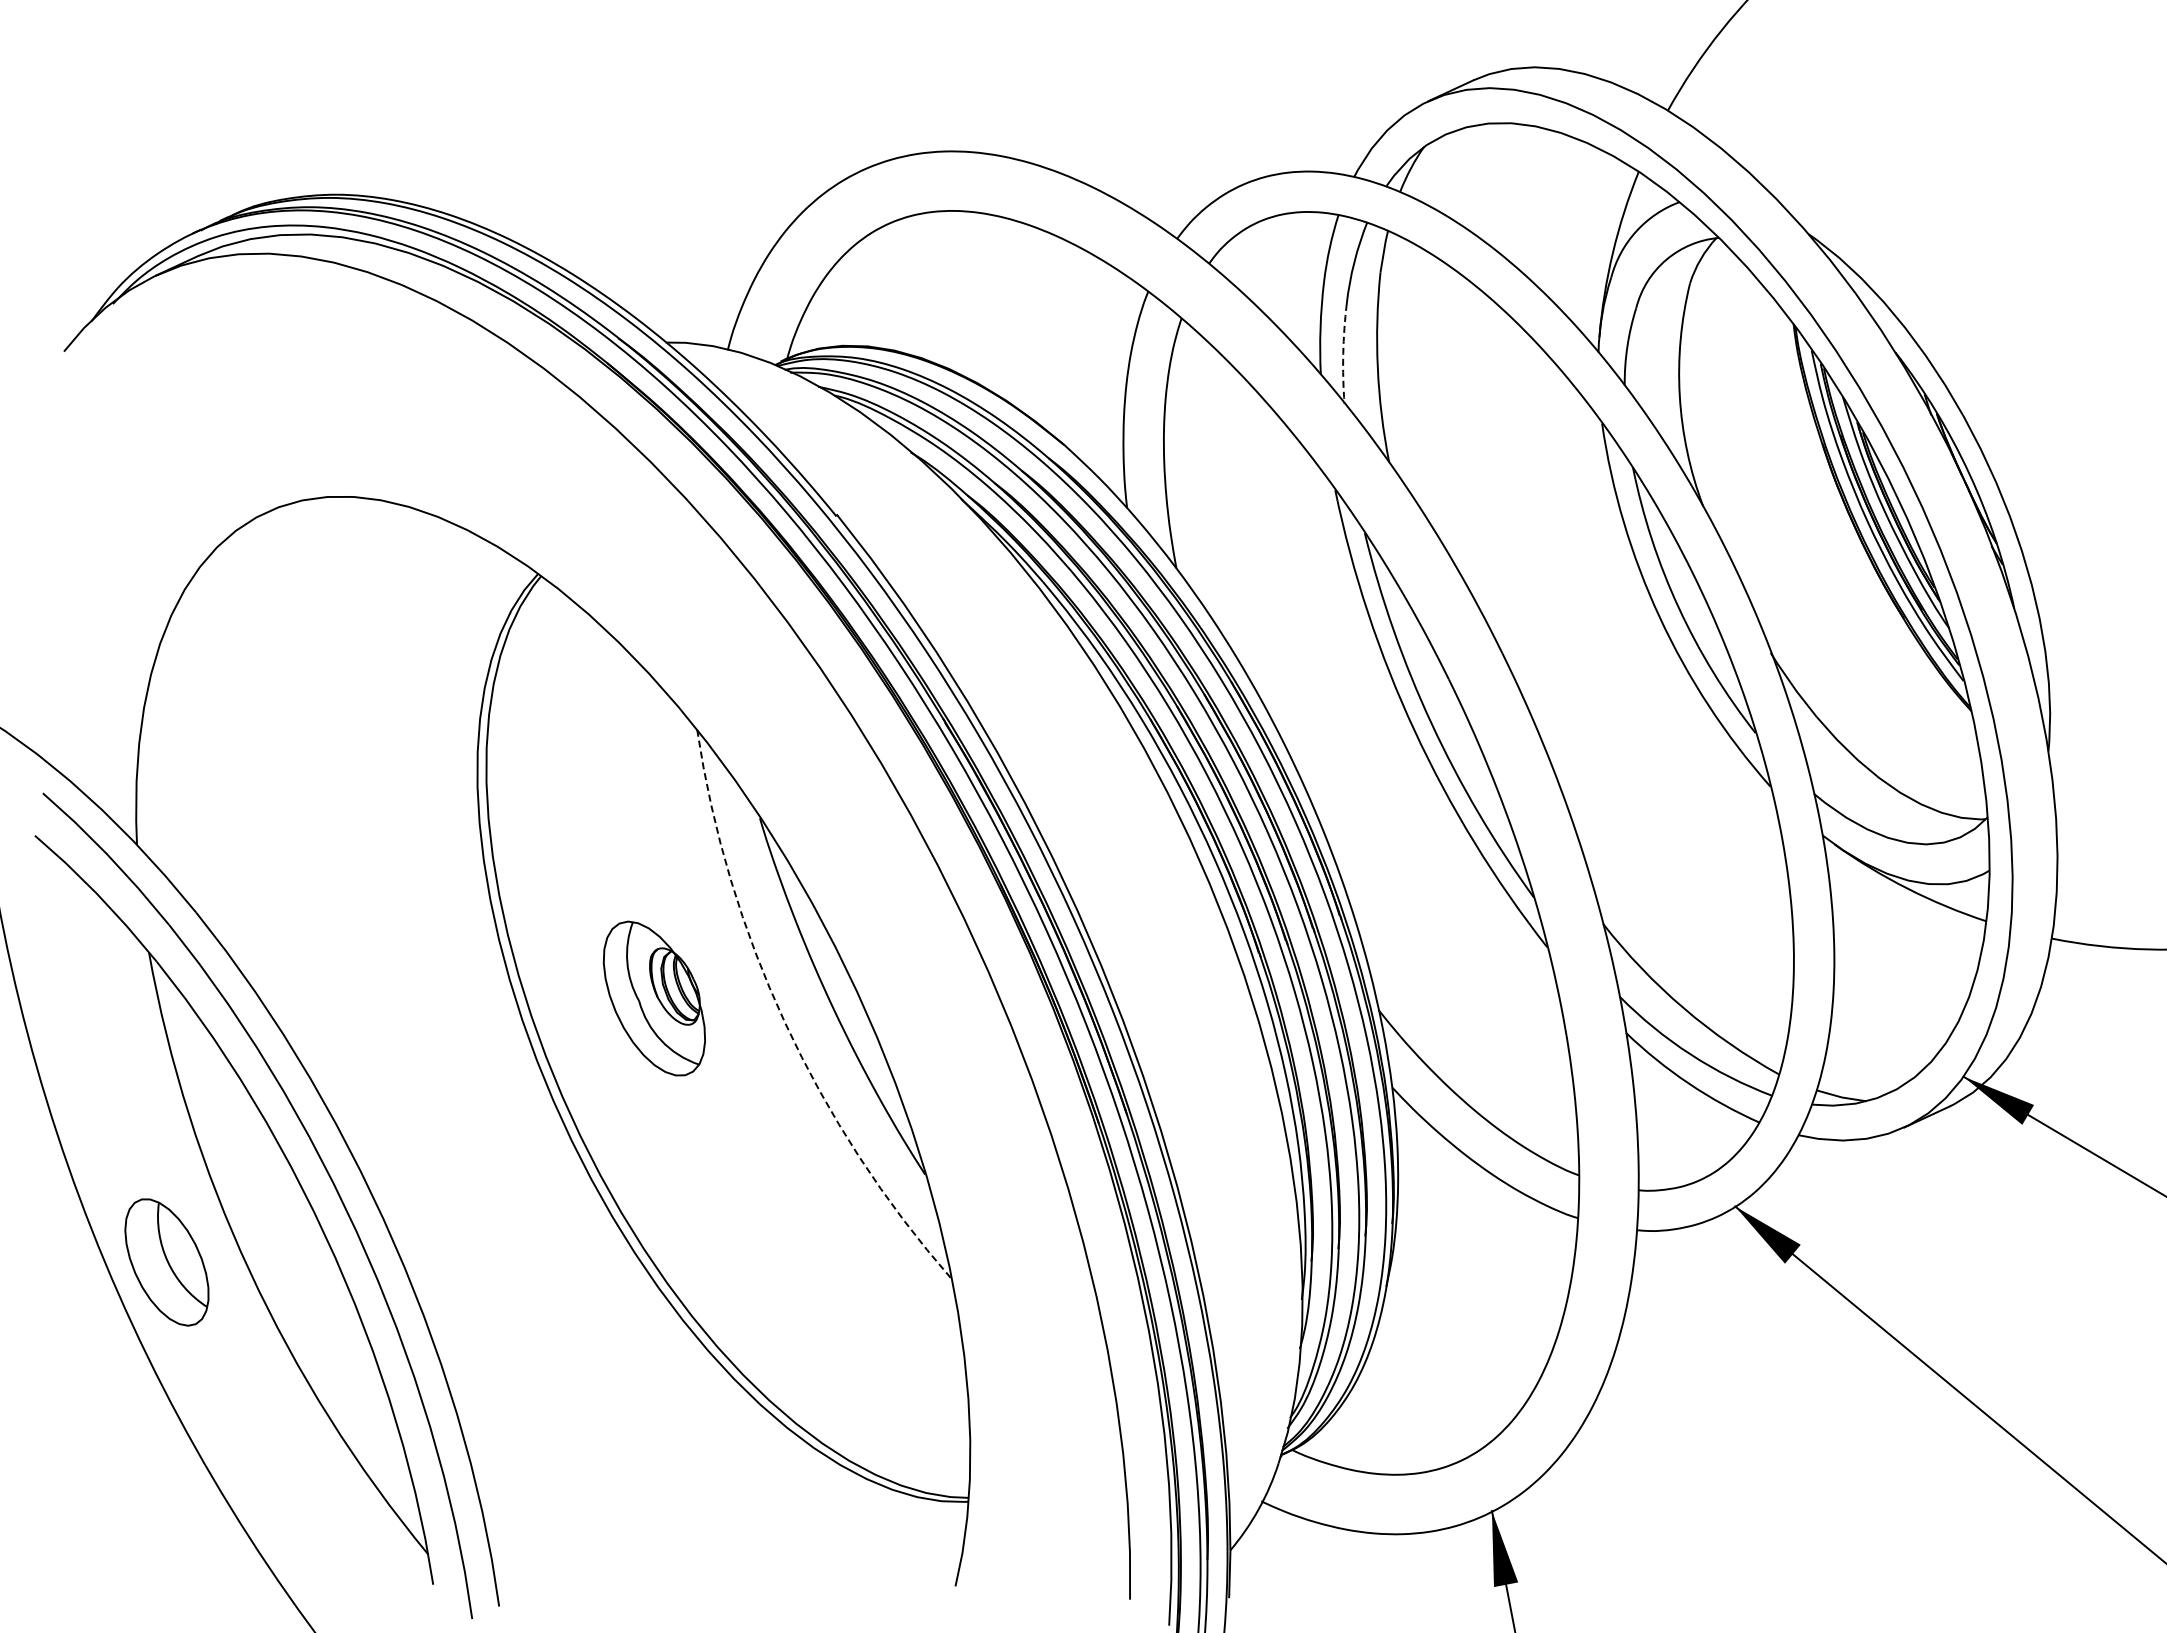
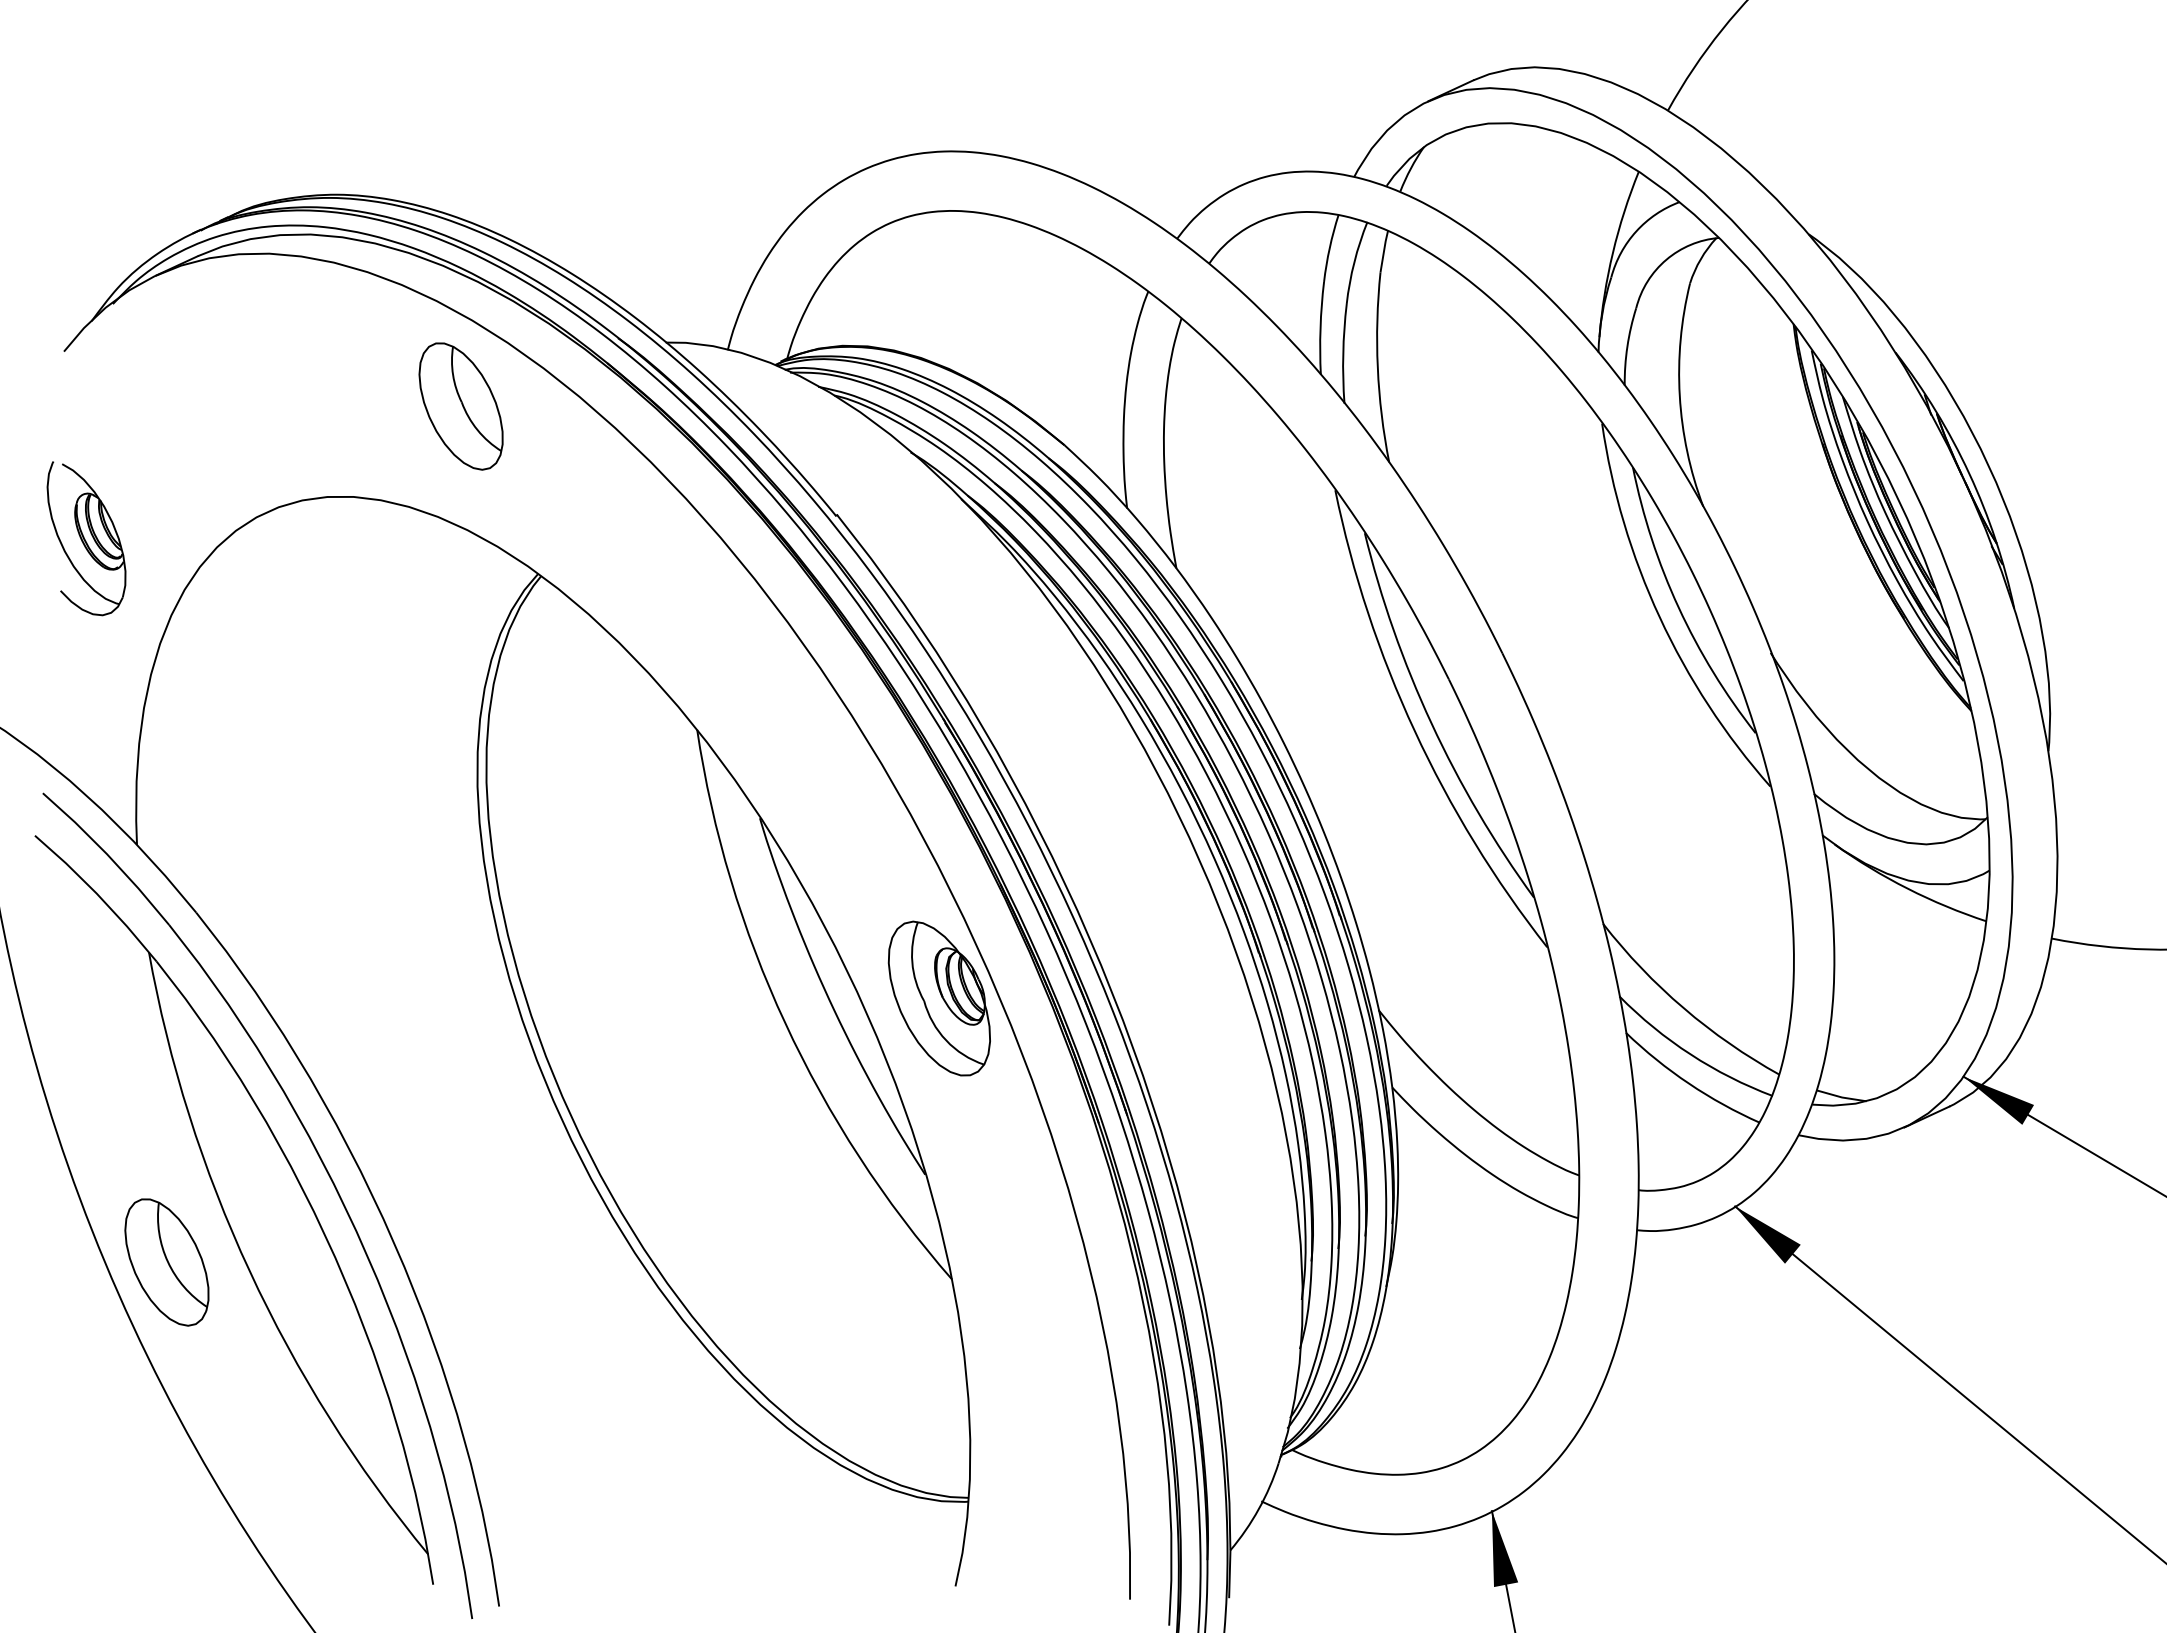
arc: dashed -> solid (1343, 353)
part: none -> present (460, 406)
part: none -> present (86, 538)
part position: (653, 998) -> (938, 998) (938, 998)
arc: dashed -> solid (785, 1023)
